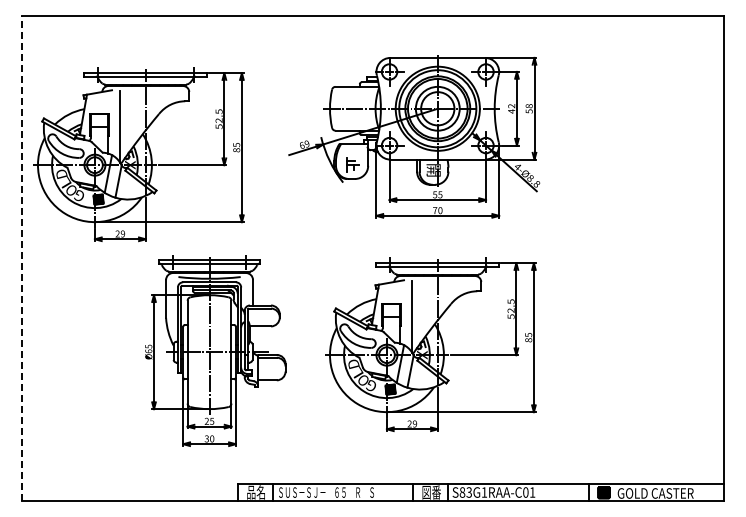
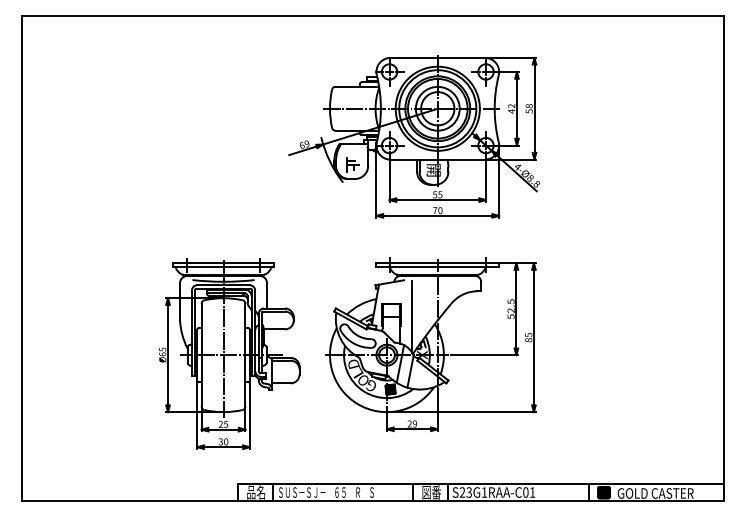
part: present -> none (138, 154)
line: dashed -> solid (22, 258)
part position: (215, 350) -> (229, 353) (229, 353)
text: S83G1RAA-C01 -> S23G1RAA-C01 (462, 492)
